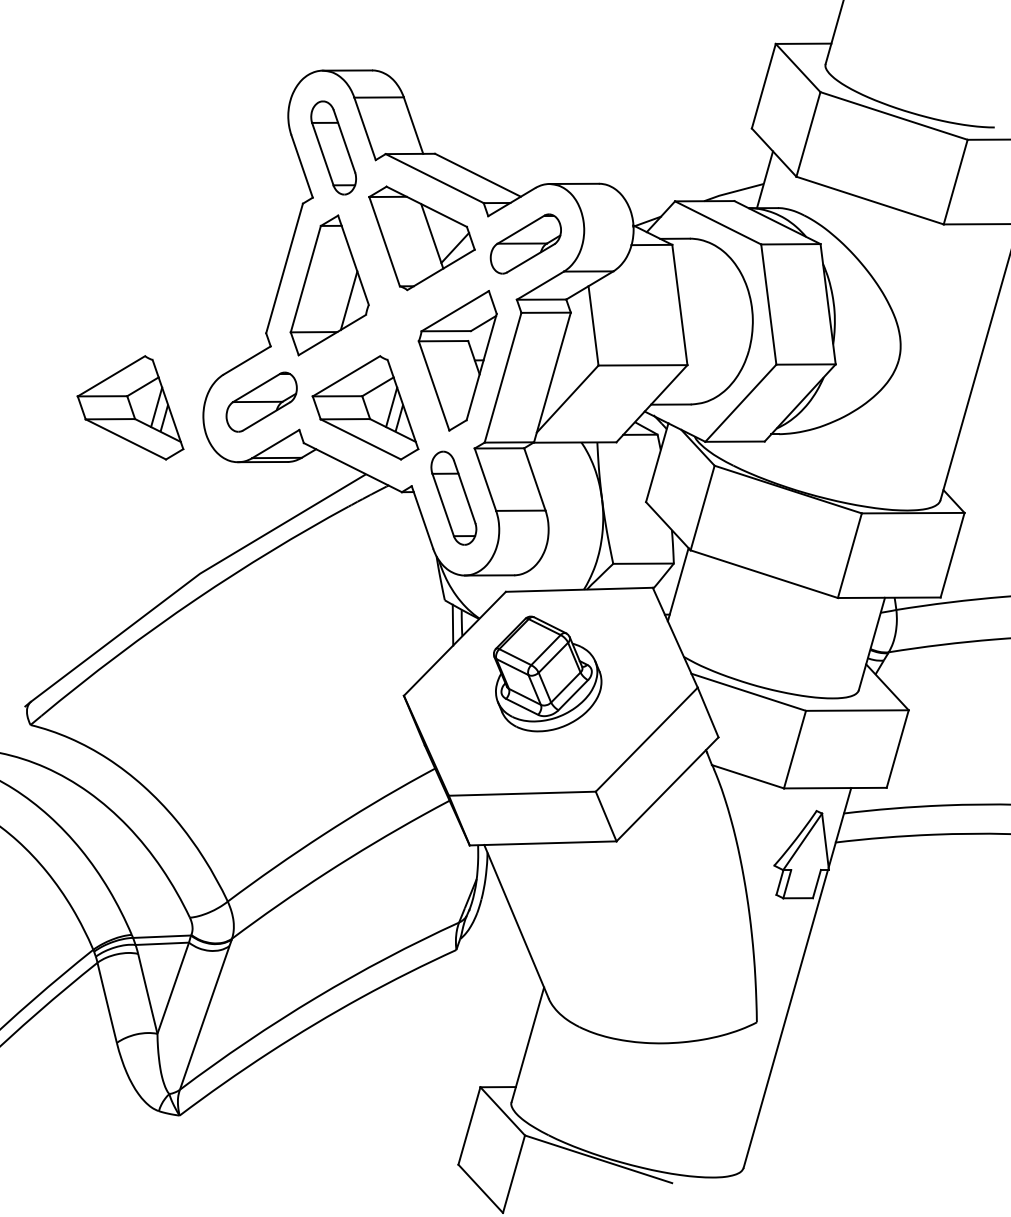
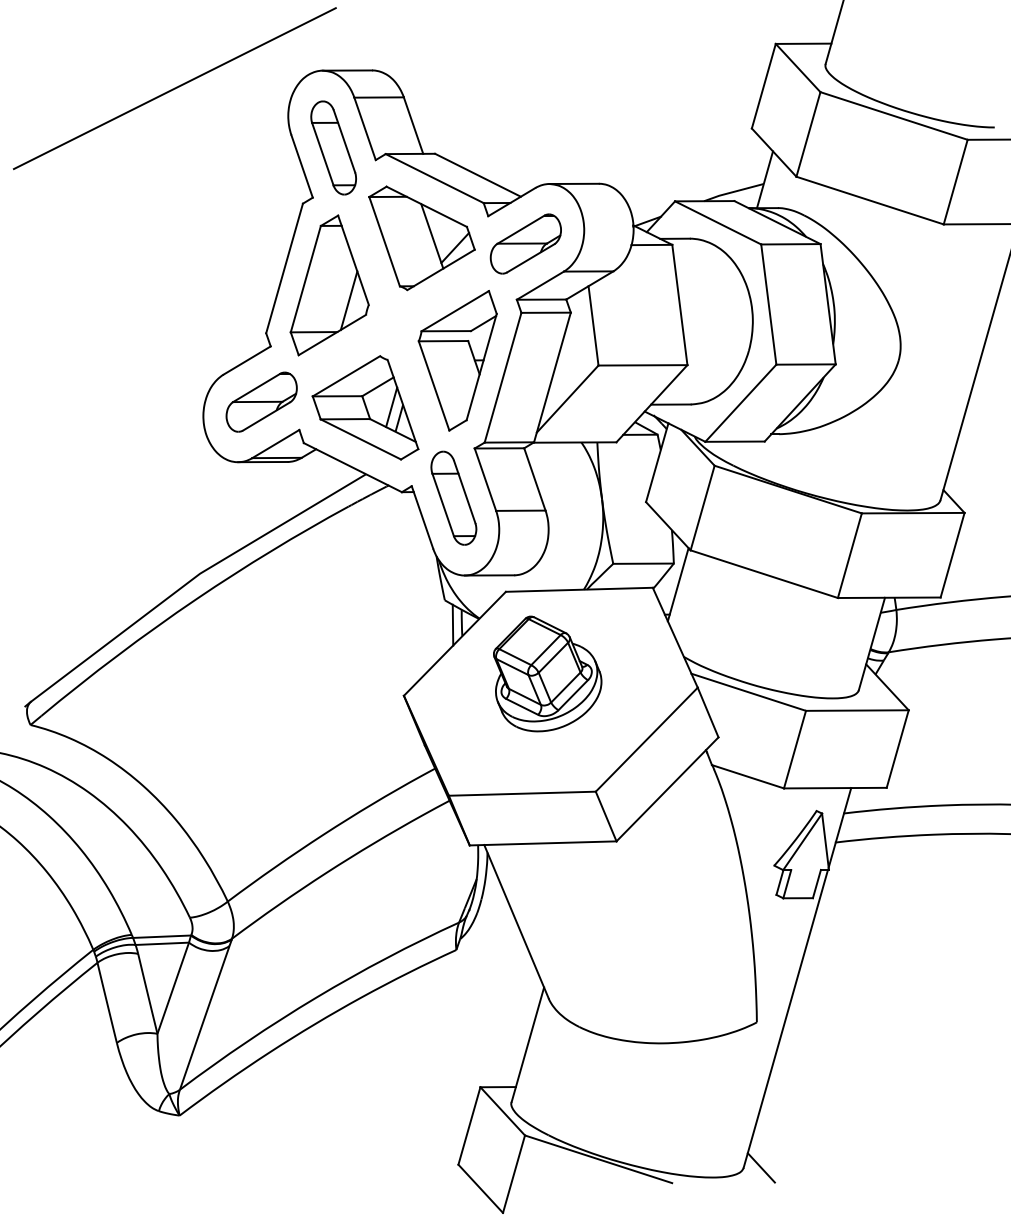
line: none -> present (174, 88)
part: present -> none (130, 407)
line: none -> present (760, 1167)
